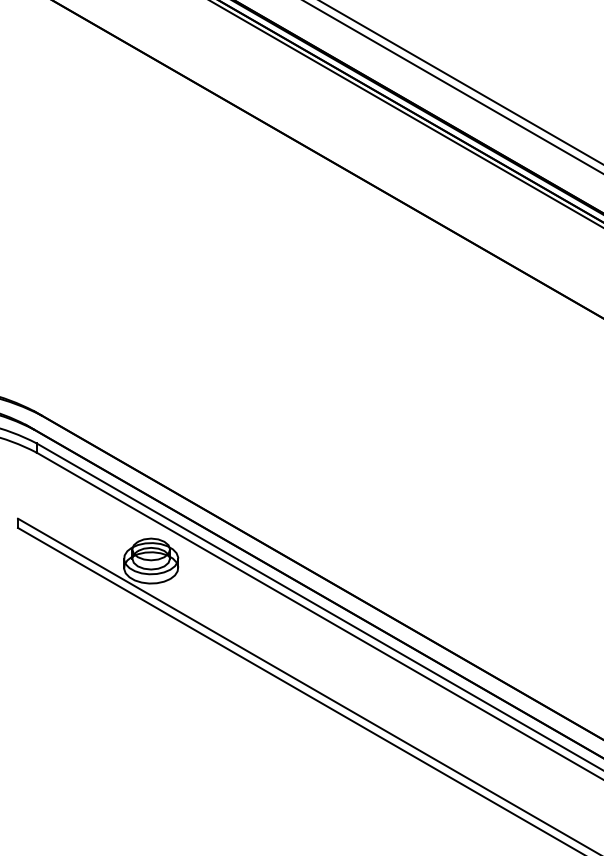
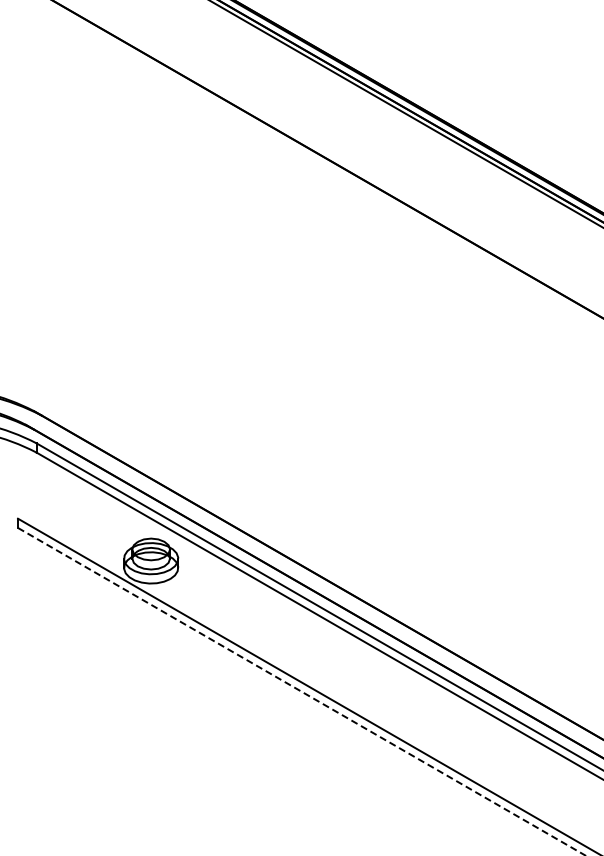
line: present -> none (461, 82)
line: present -> none (452, 87)
line: solid -> dashed (302, 691)
